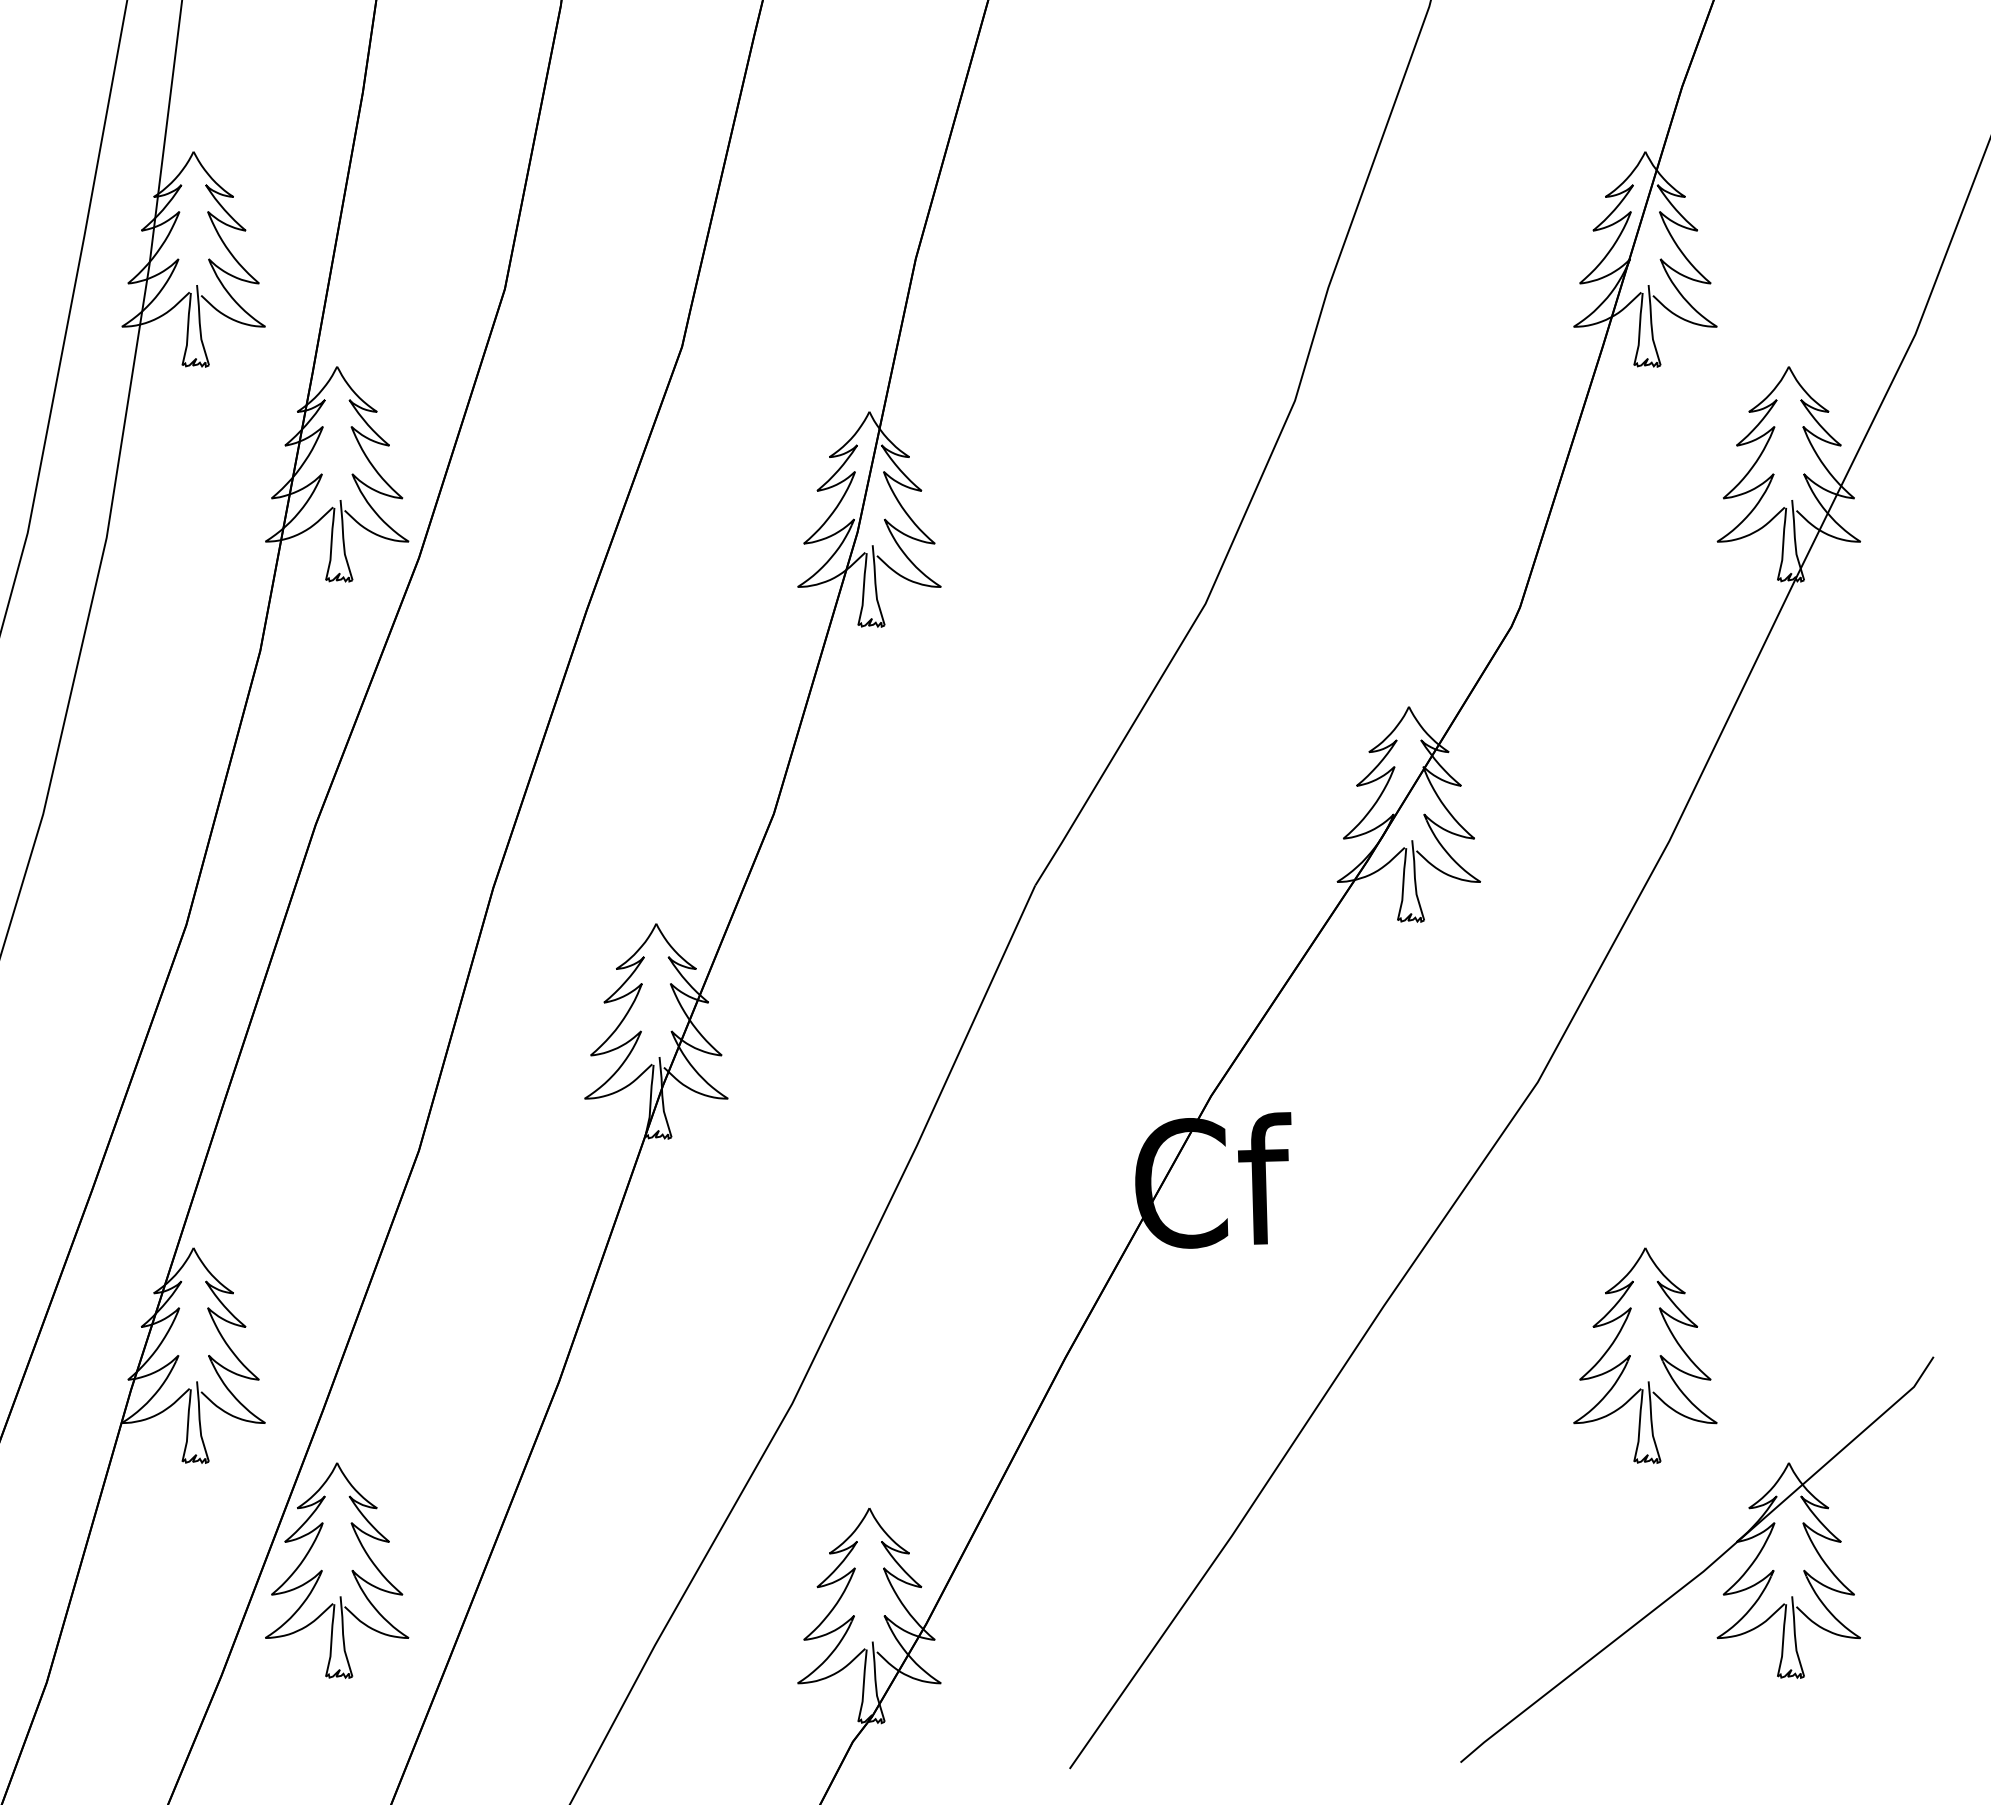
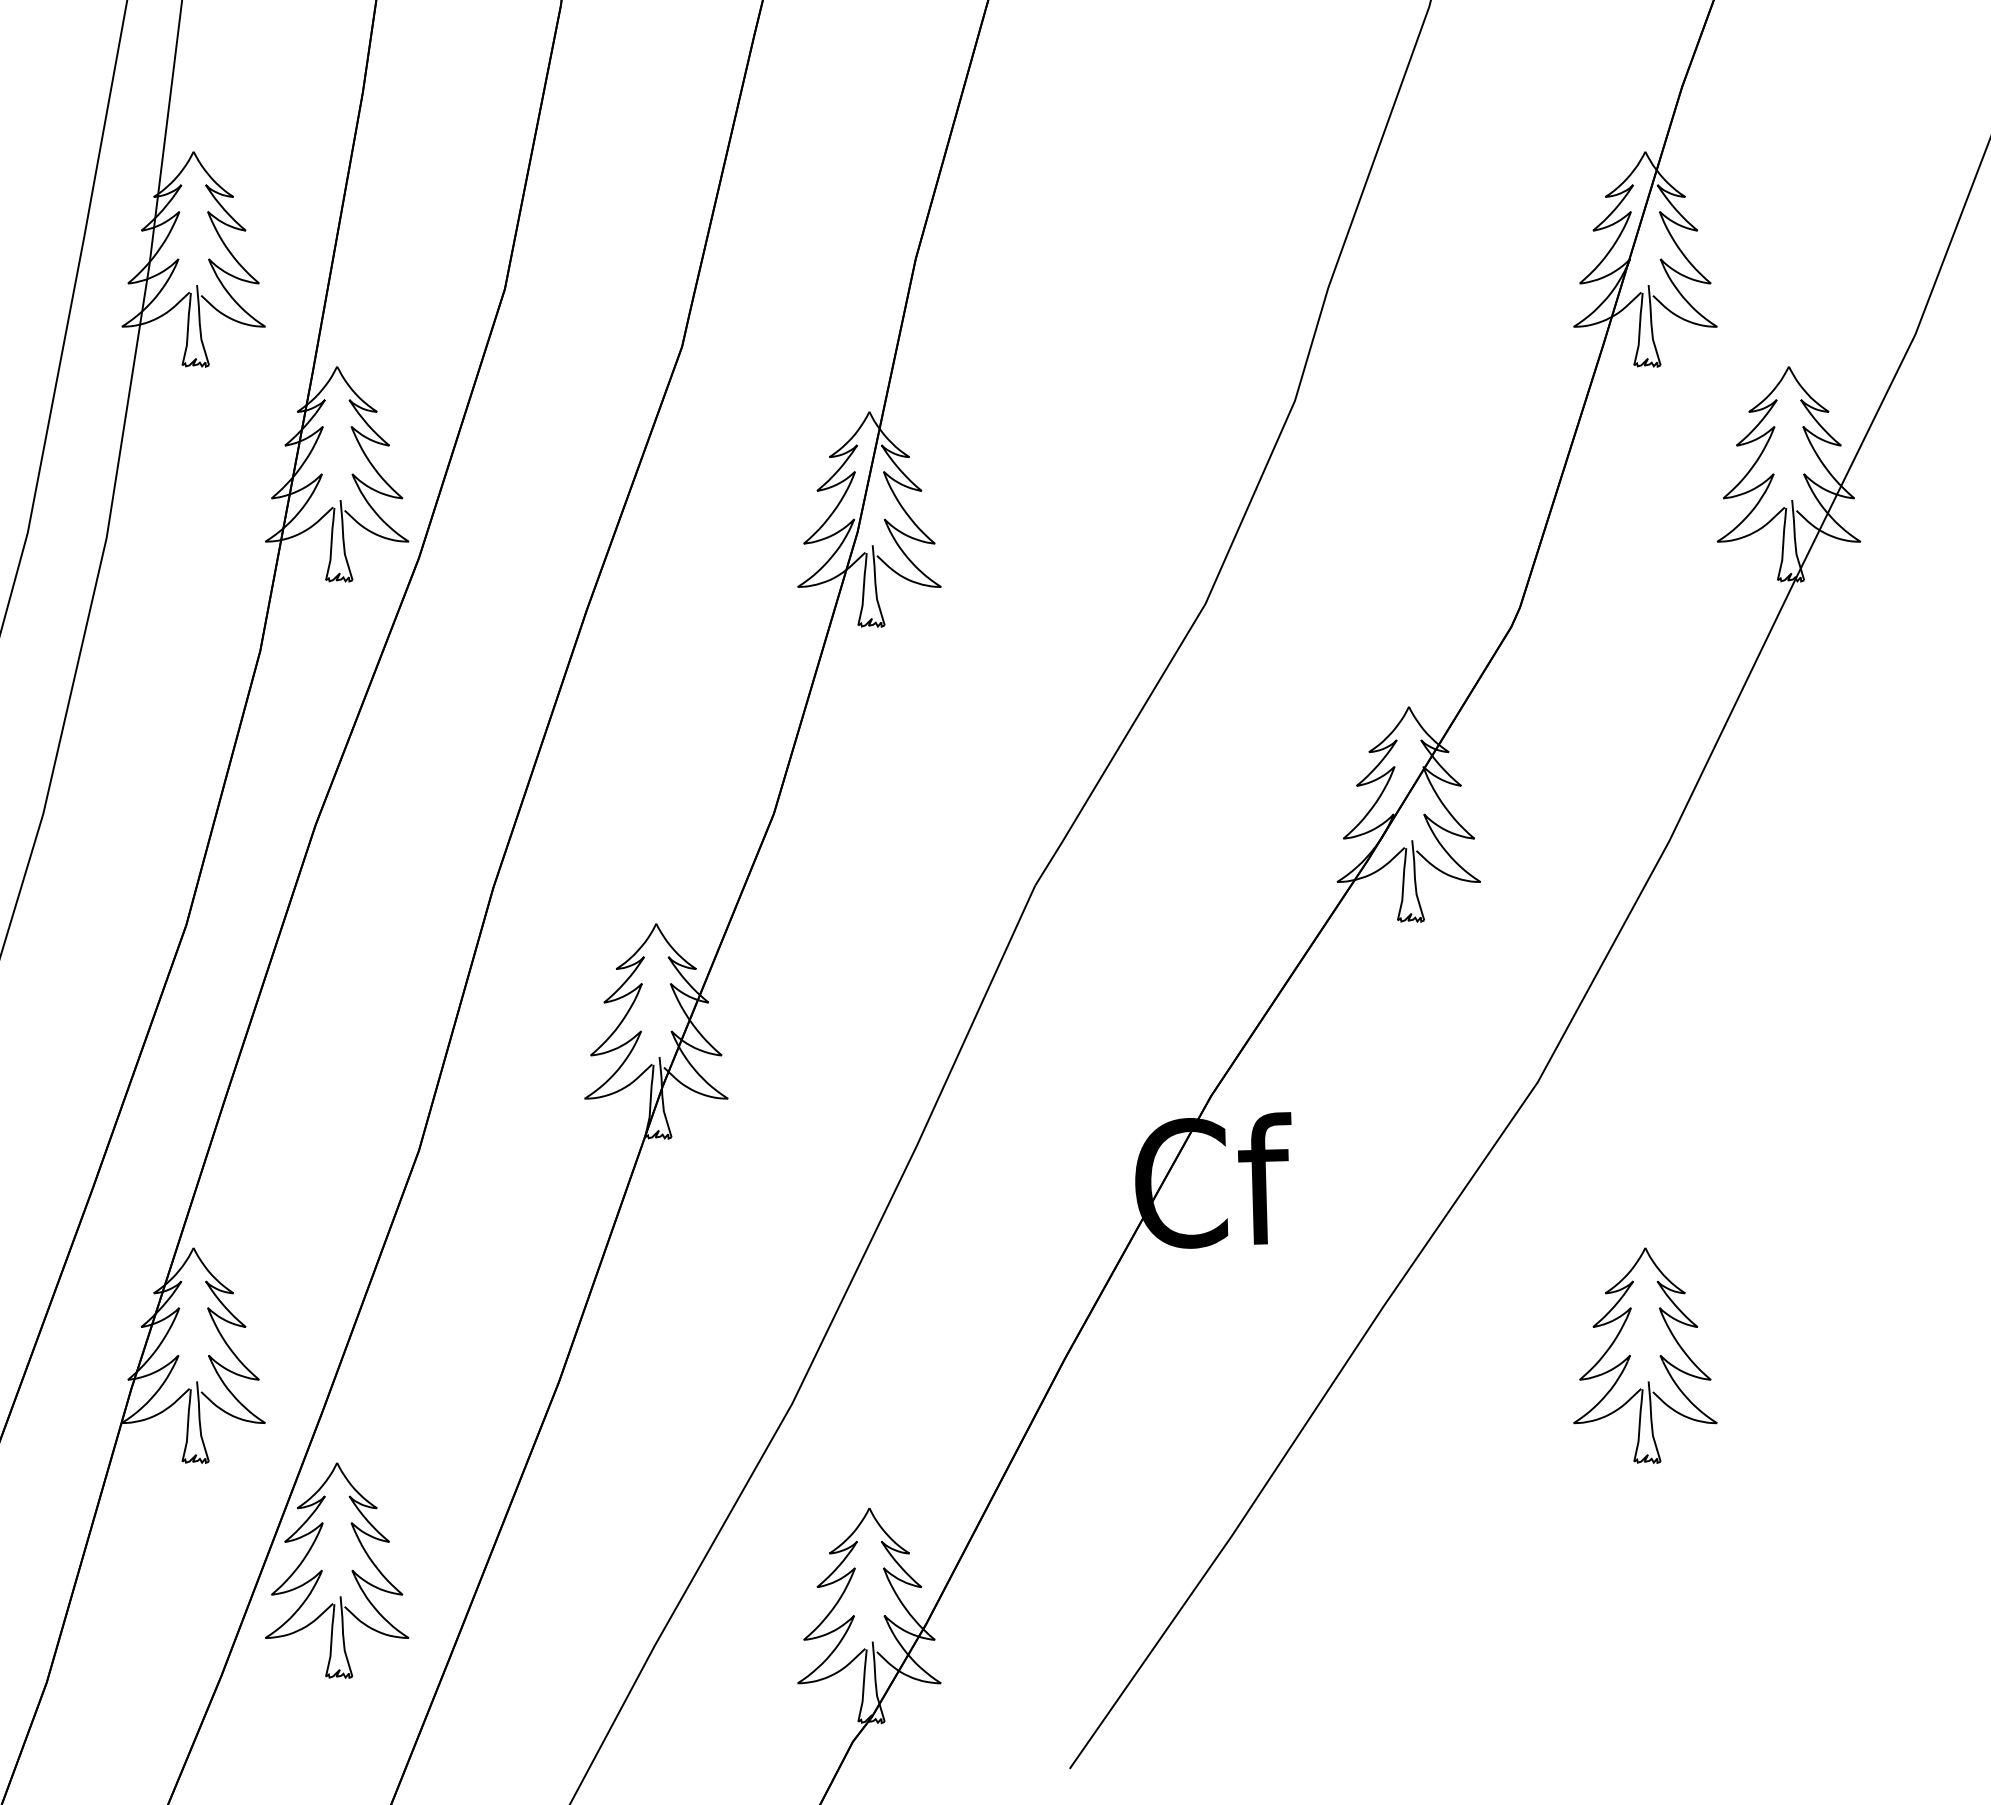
part: present -> none (1706, 1567)
